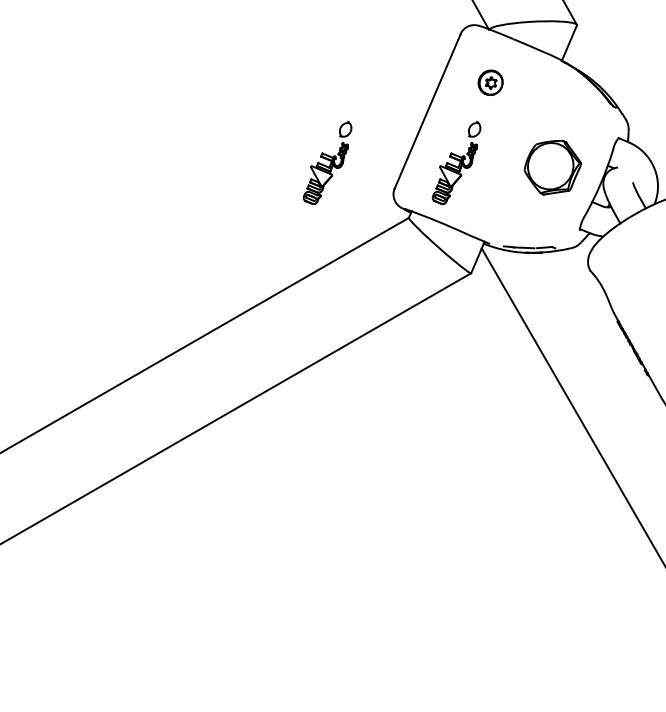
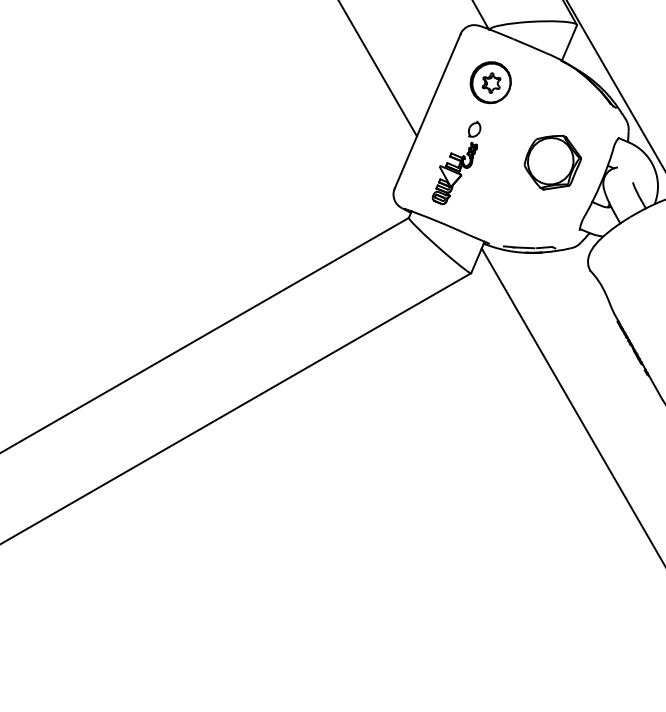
line: none -> present (378, 69)
part size: 27x27 px -> 43x44 px (490, 82)
line: none -> present (614, 84)
part: present -> none (327, 162)
part position: (552, 167) -> (552, 162) (552, 162)
